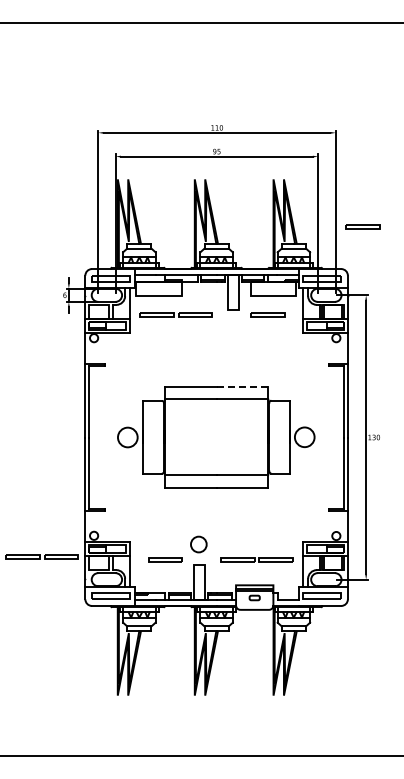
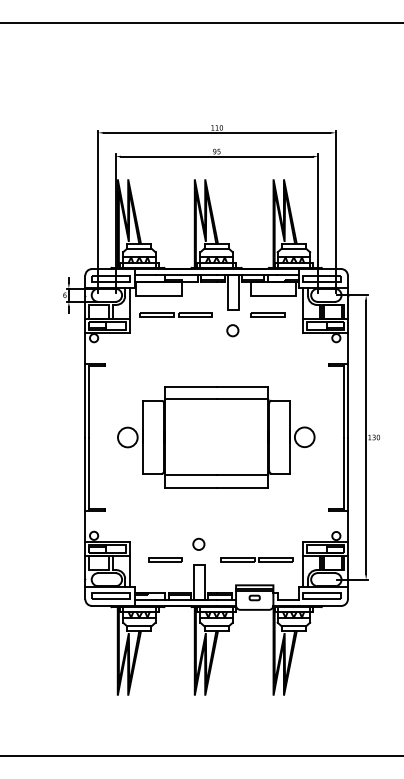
part: present -> none (362, 226)
circle: none -> present (232, 330)
line: dashed -> solid (242, 386)
circle size: 18x19 px -> 14x14 px (198, 543)
part: present -> none (41, 556)
